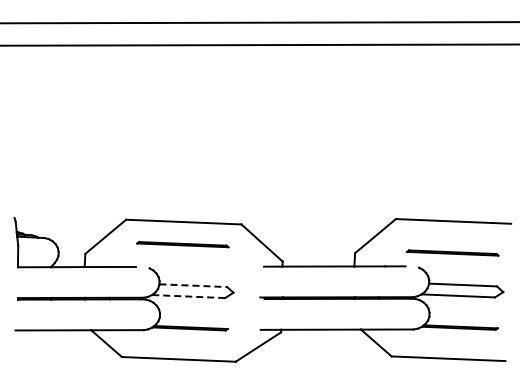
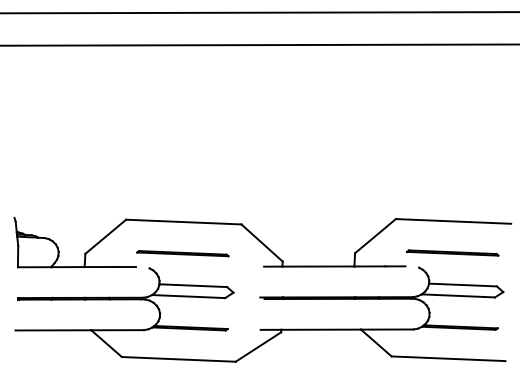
line position: (259, 22) -> (259, 12) (259, 12)
line position: (182, 244) -> (182, 253) (182, 253)
line: dashed -> solid (193, 285)
line: dashed -> solid (188, 296)
